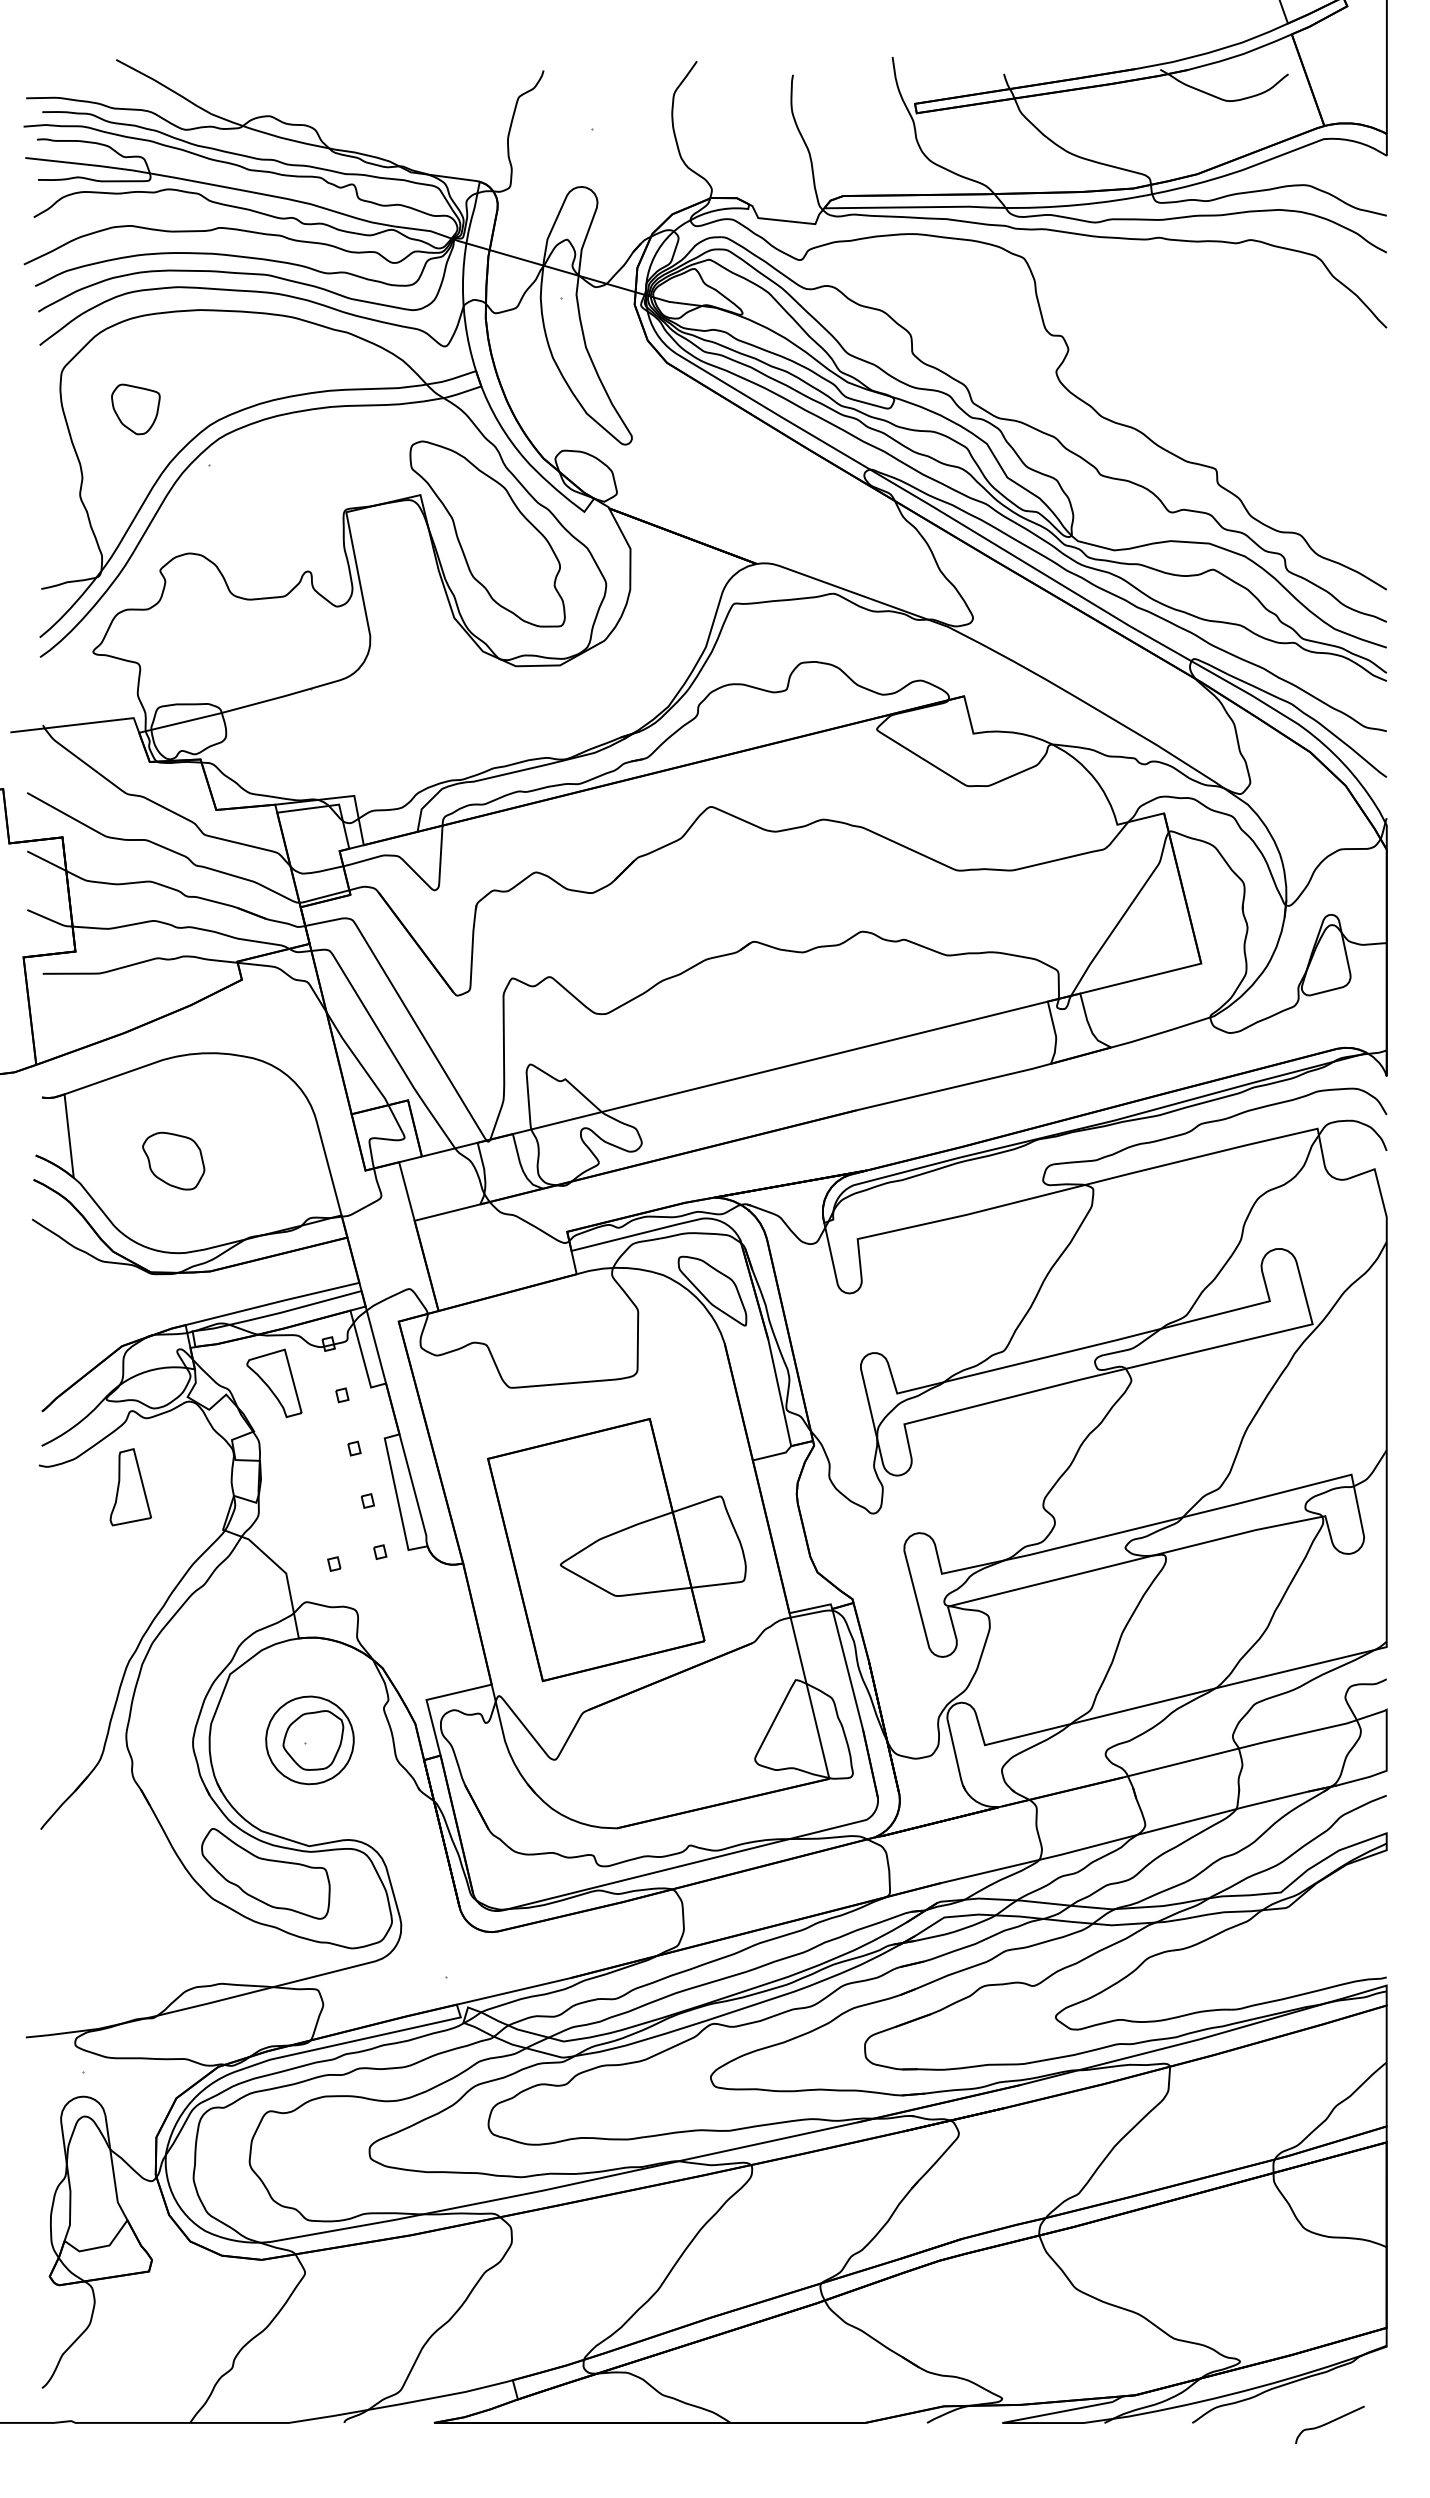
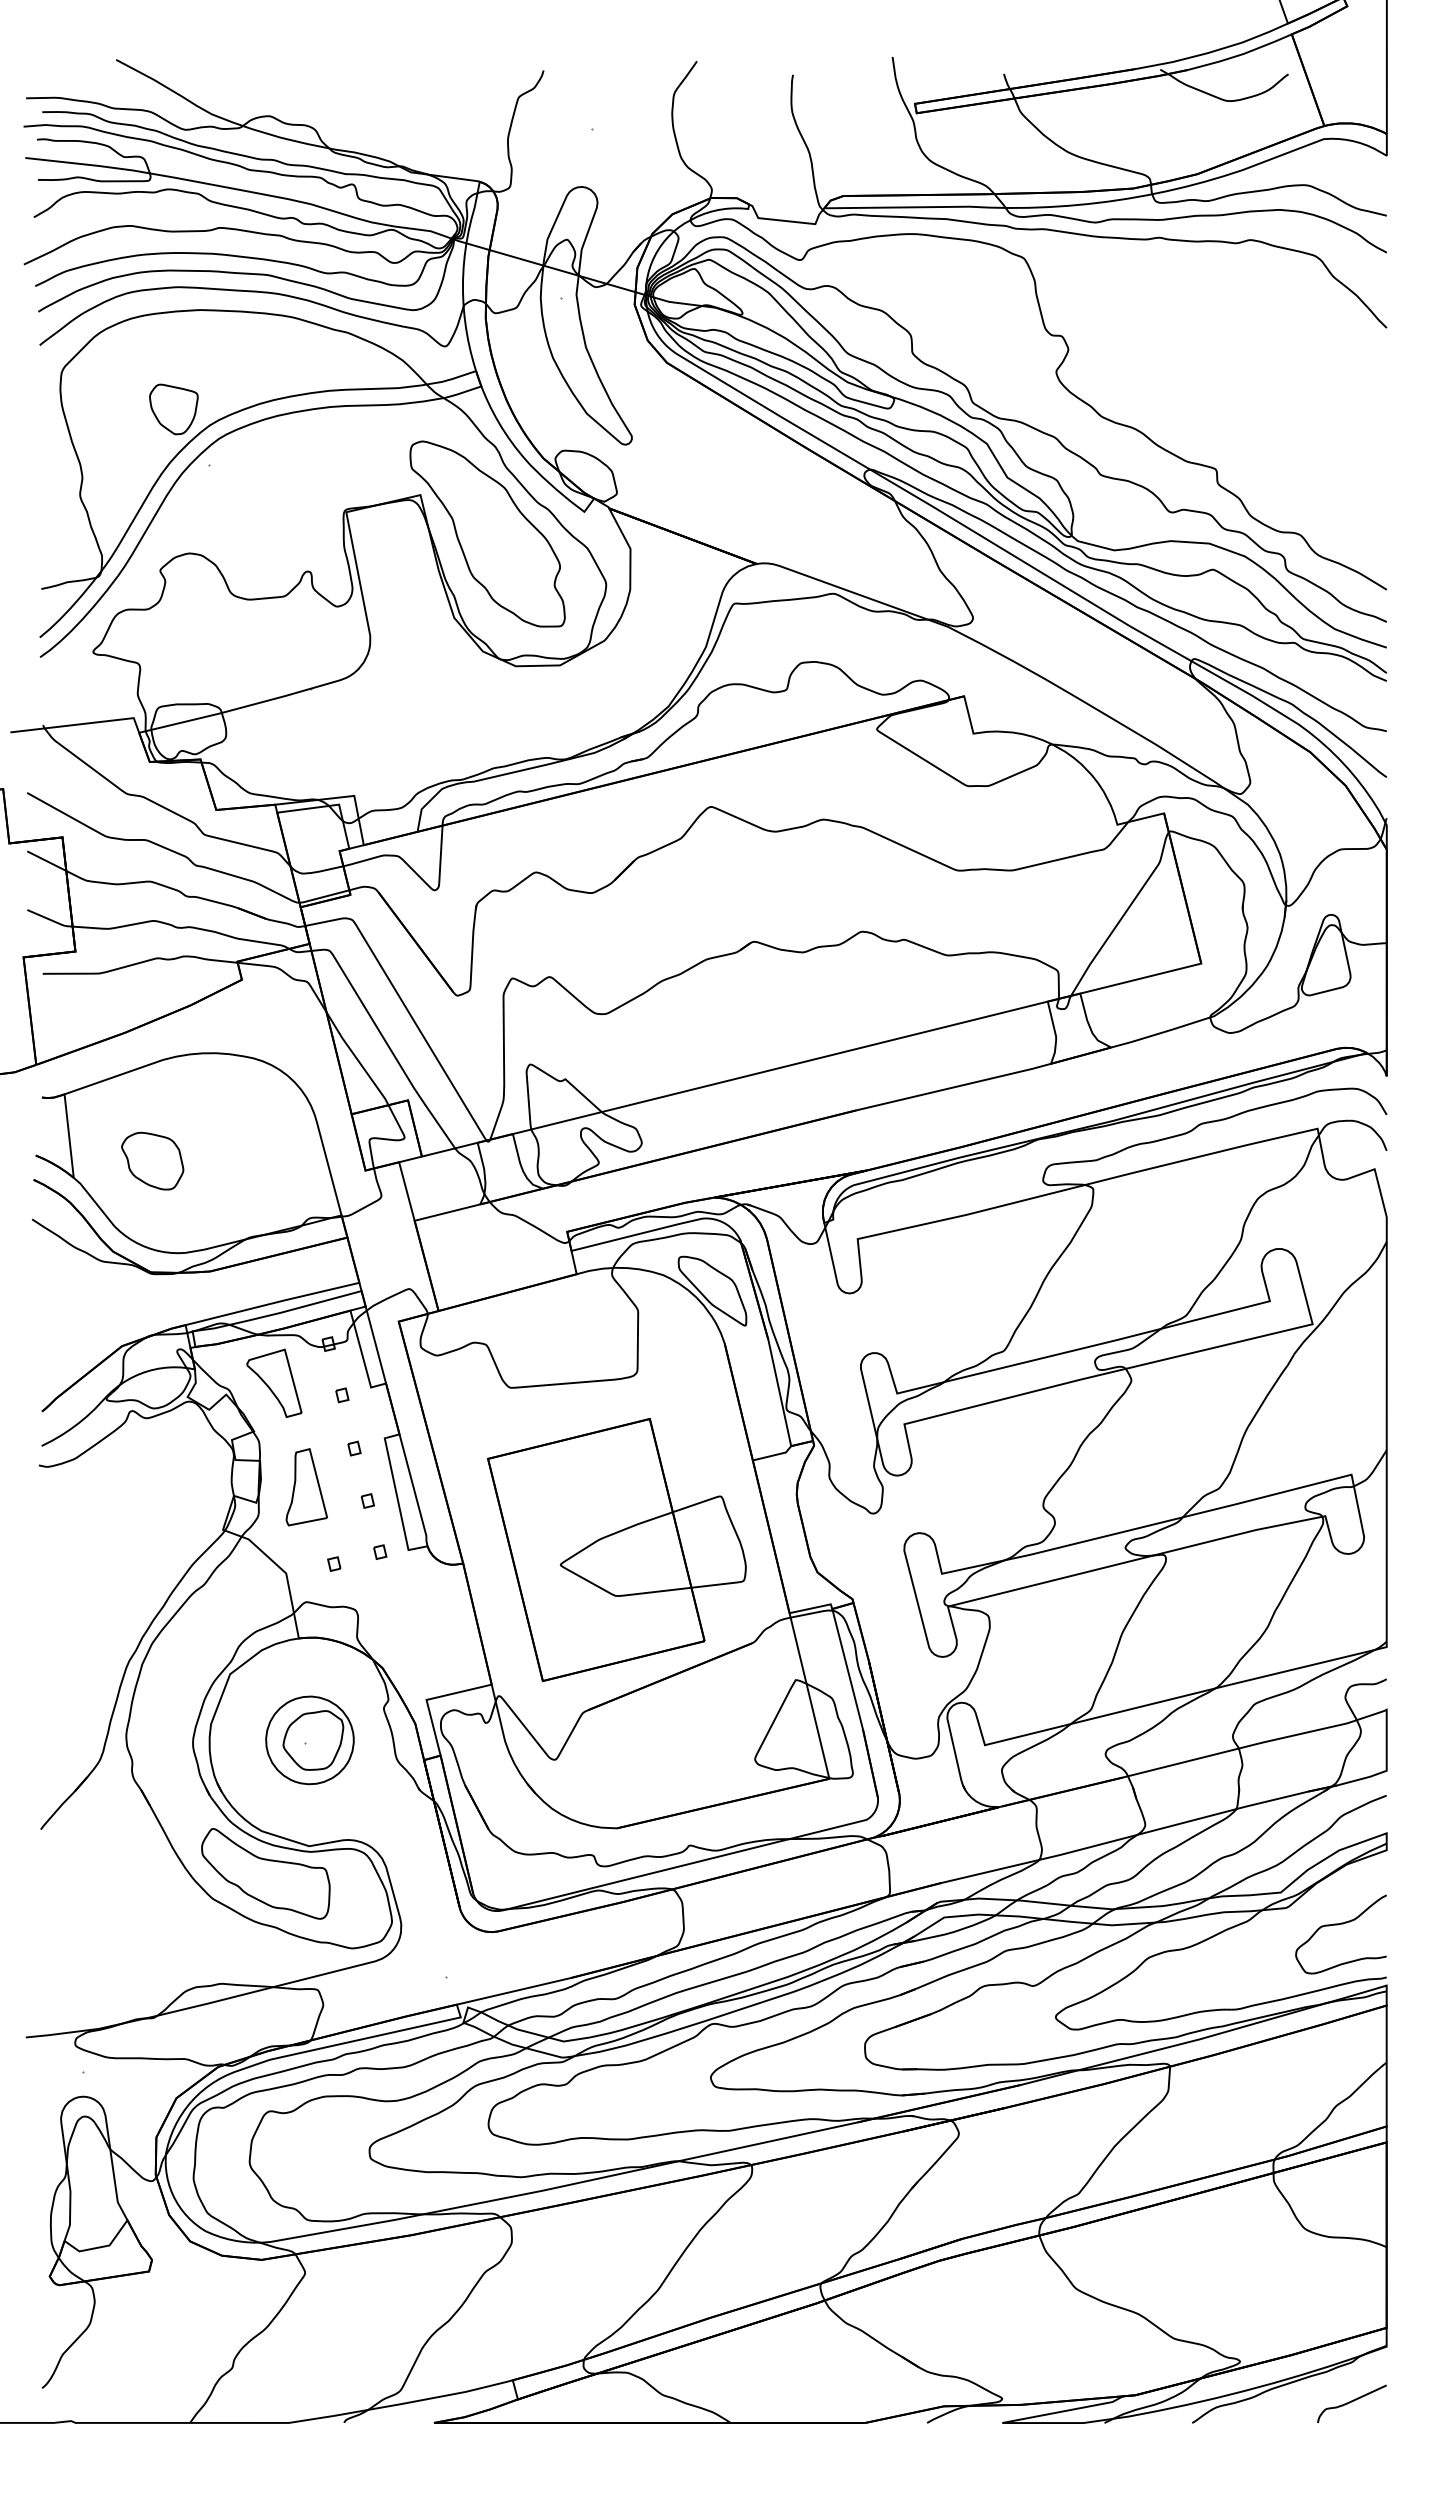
part position: (135, 409) -> (173, 409) (173, 409)
part position: (173, 1160) -> (152, 1160) (152, 1160)
part position: (130, 1487) -> (306, 1487) (306, 1487)
curve: none -> present (1338, 1925)
curve position: (1329, 2423) -> (1351, 2402) (1351, 2402)
